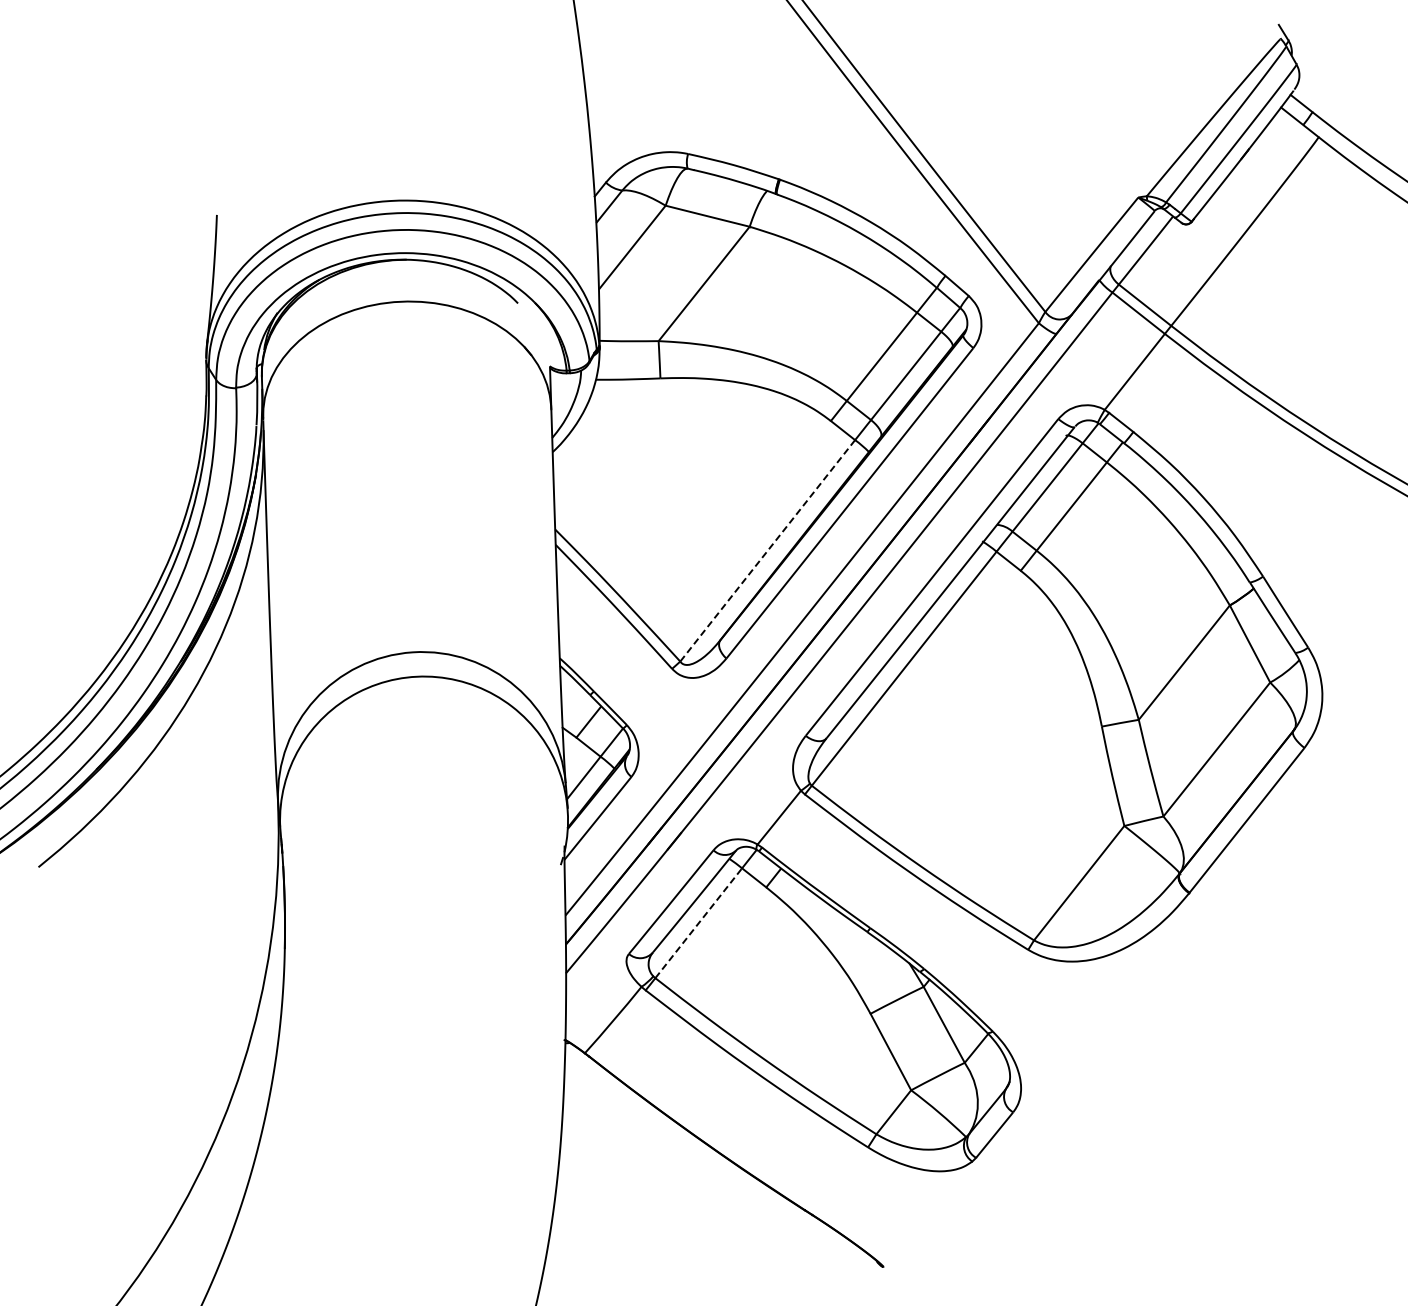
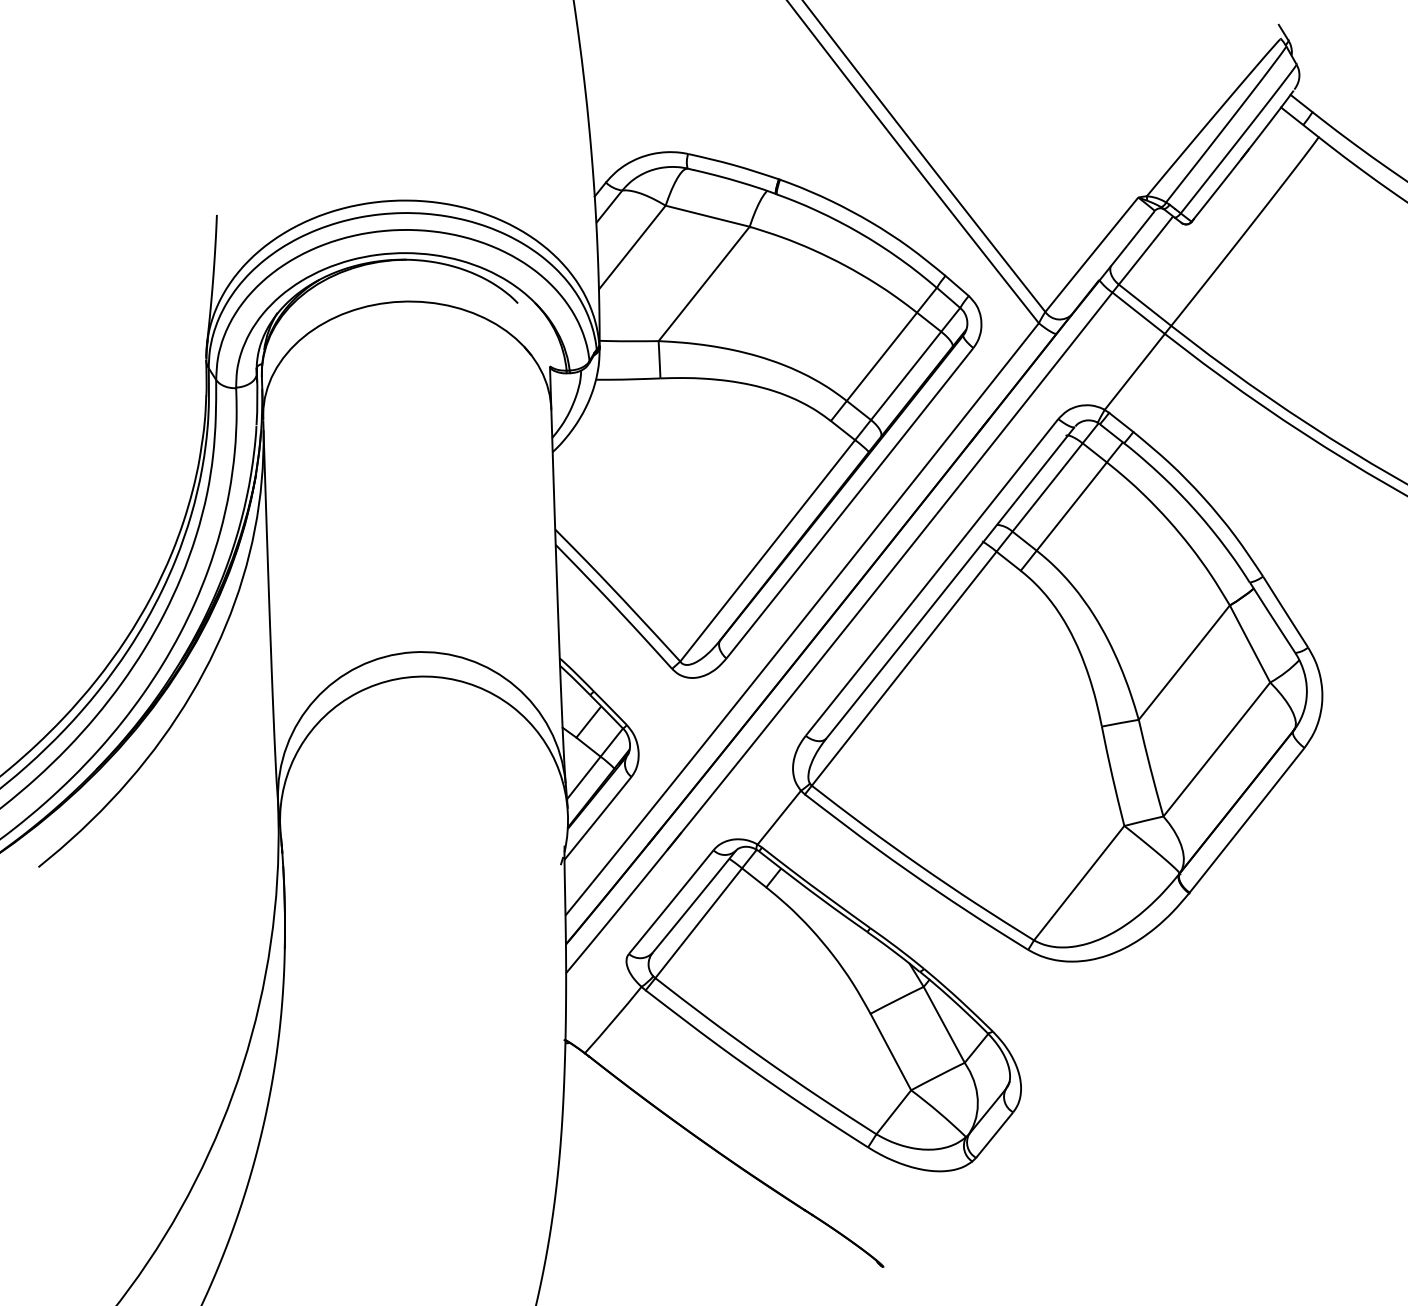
line: dashed -> solid (767, 551)
line: dashed -> solid (698, 923)
